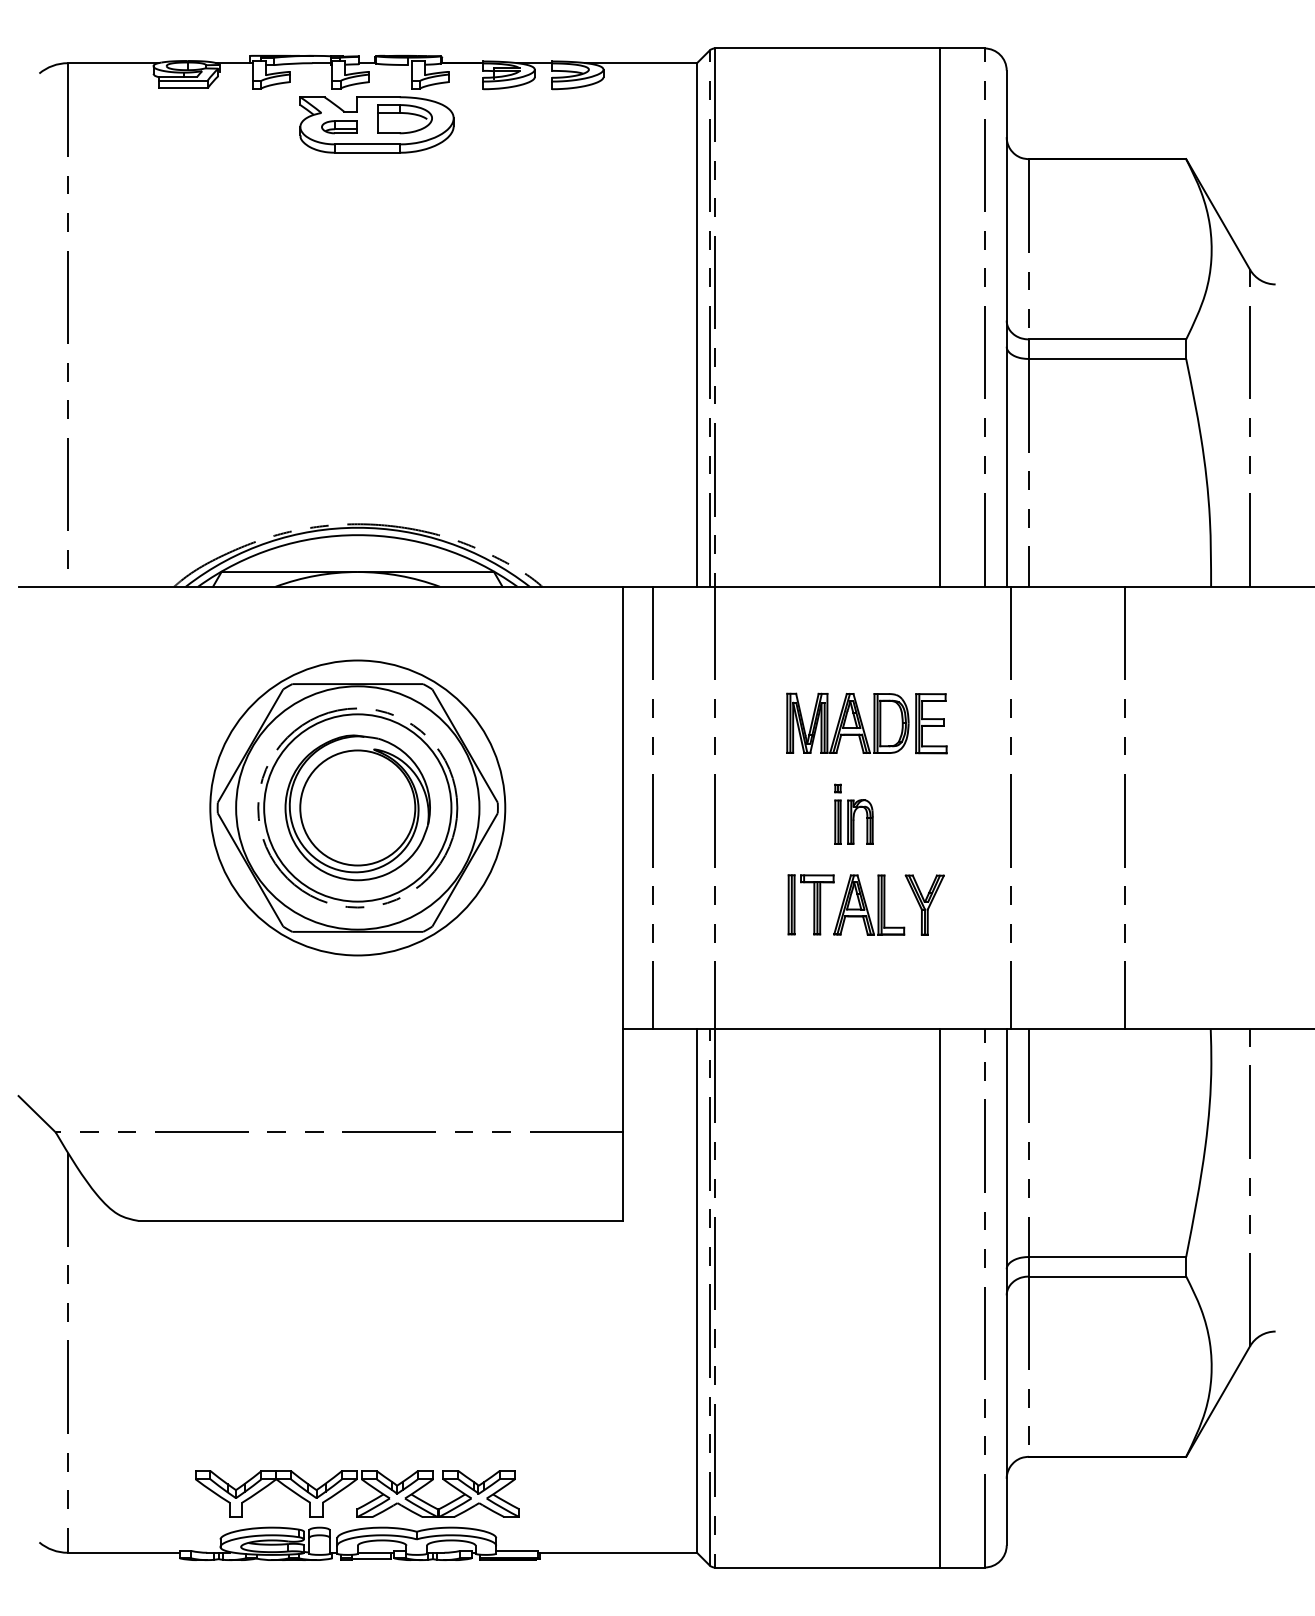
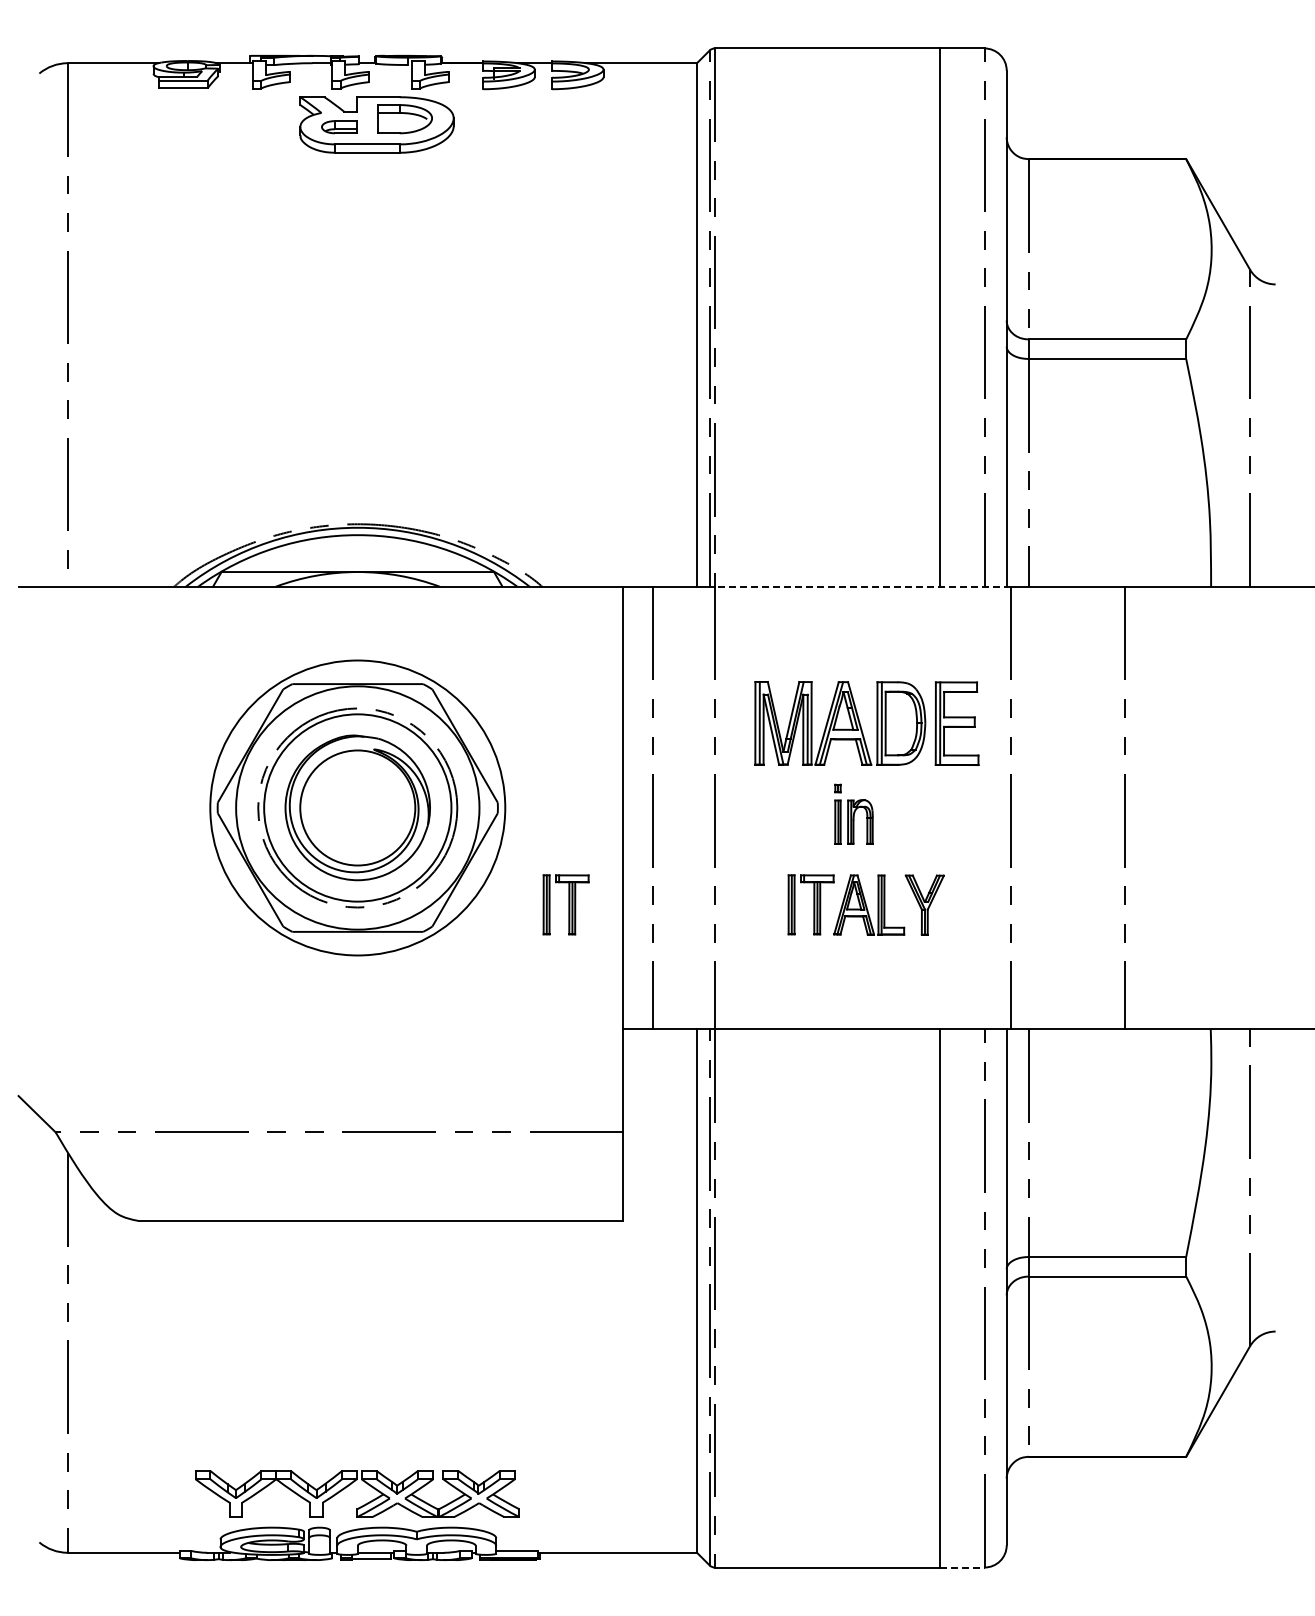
line: solid -> dashed (862, 586)
part size: 162x63 px -> 226x85 px (866, 723)
part: none -> present (565, 904)
line: solid -> dashed (962, 1567)
